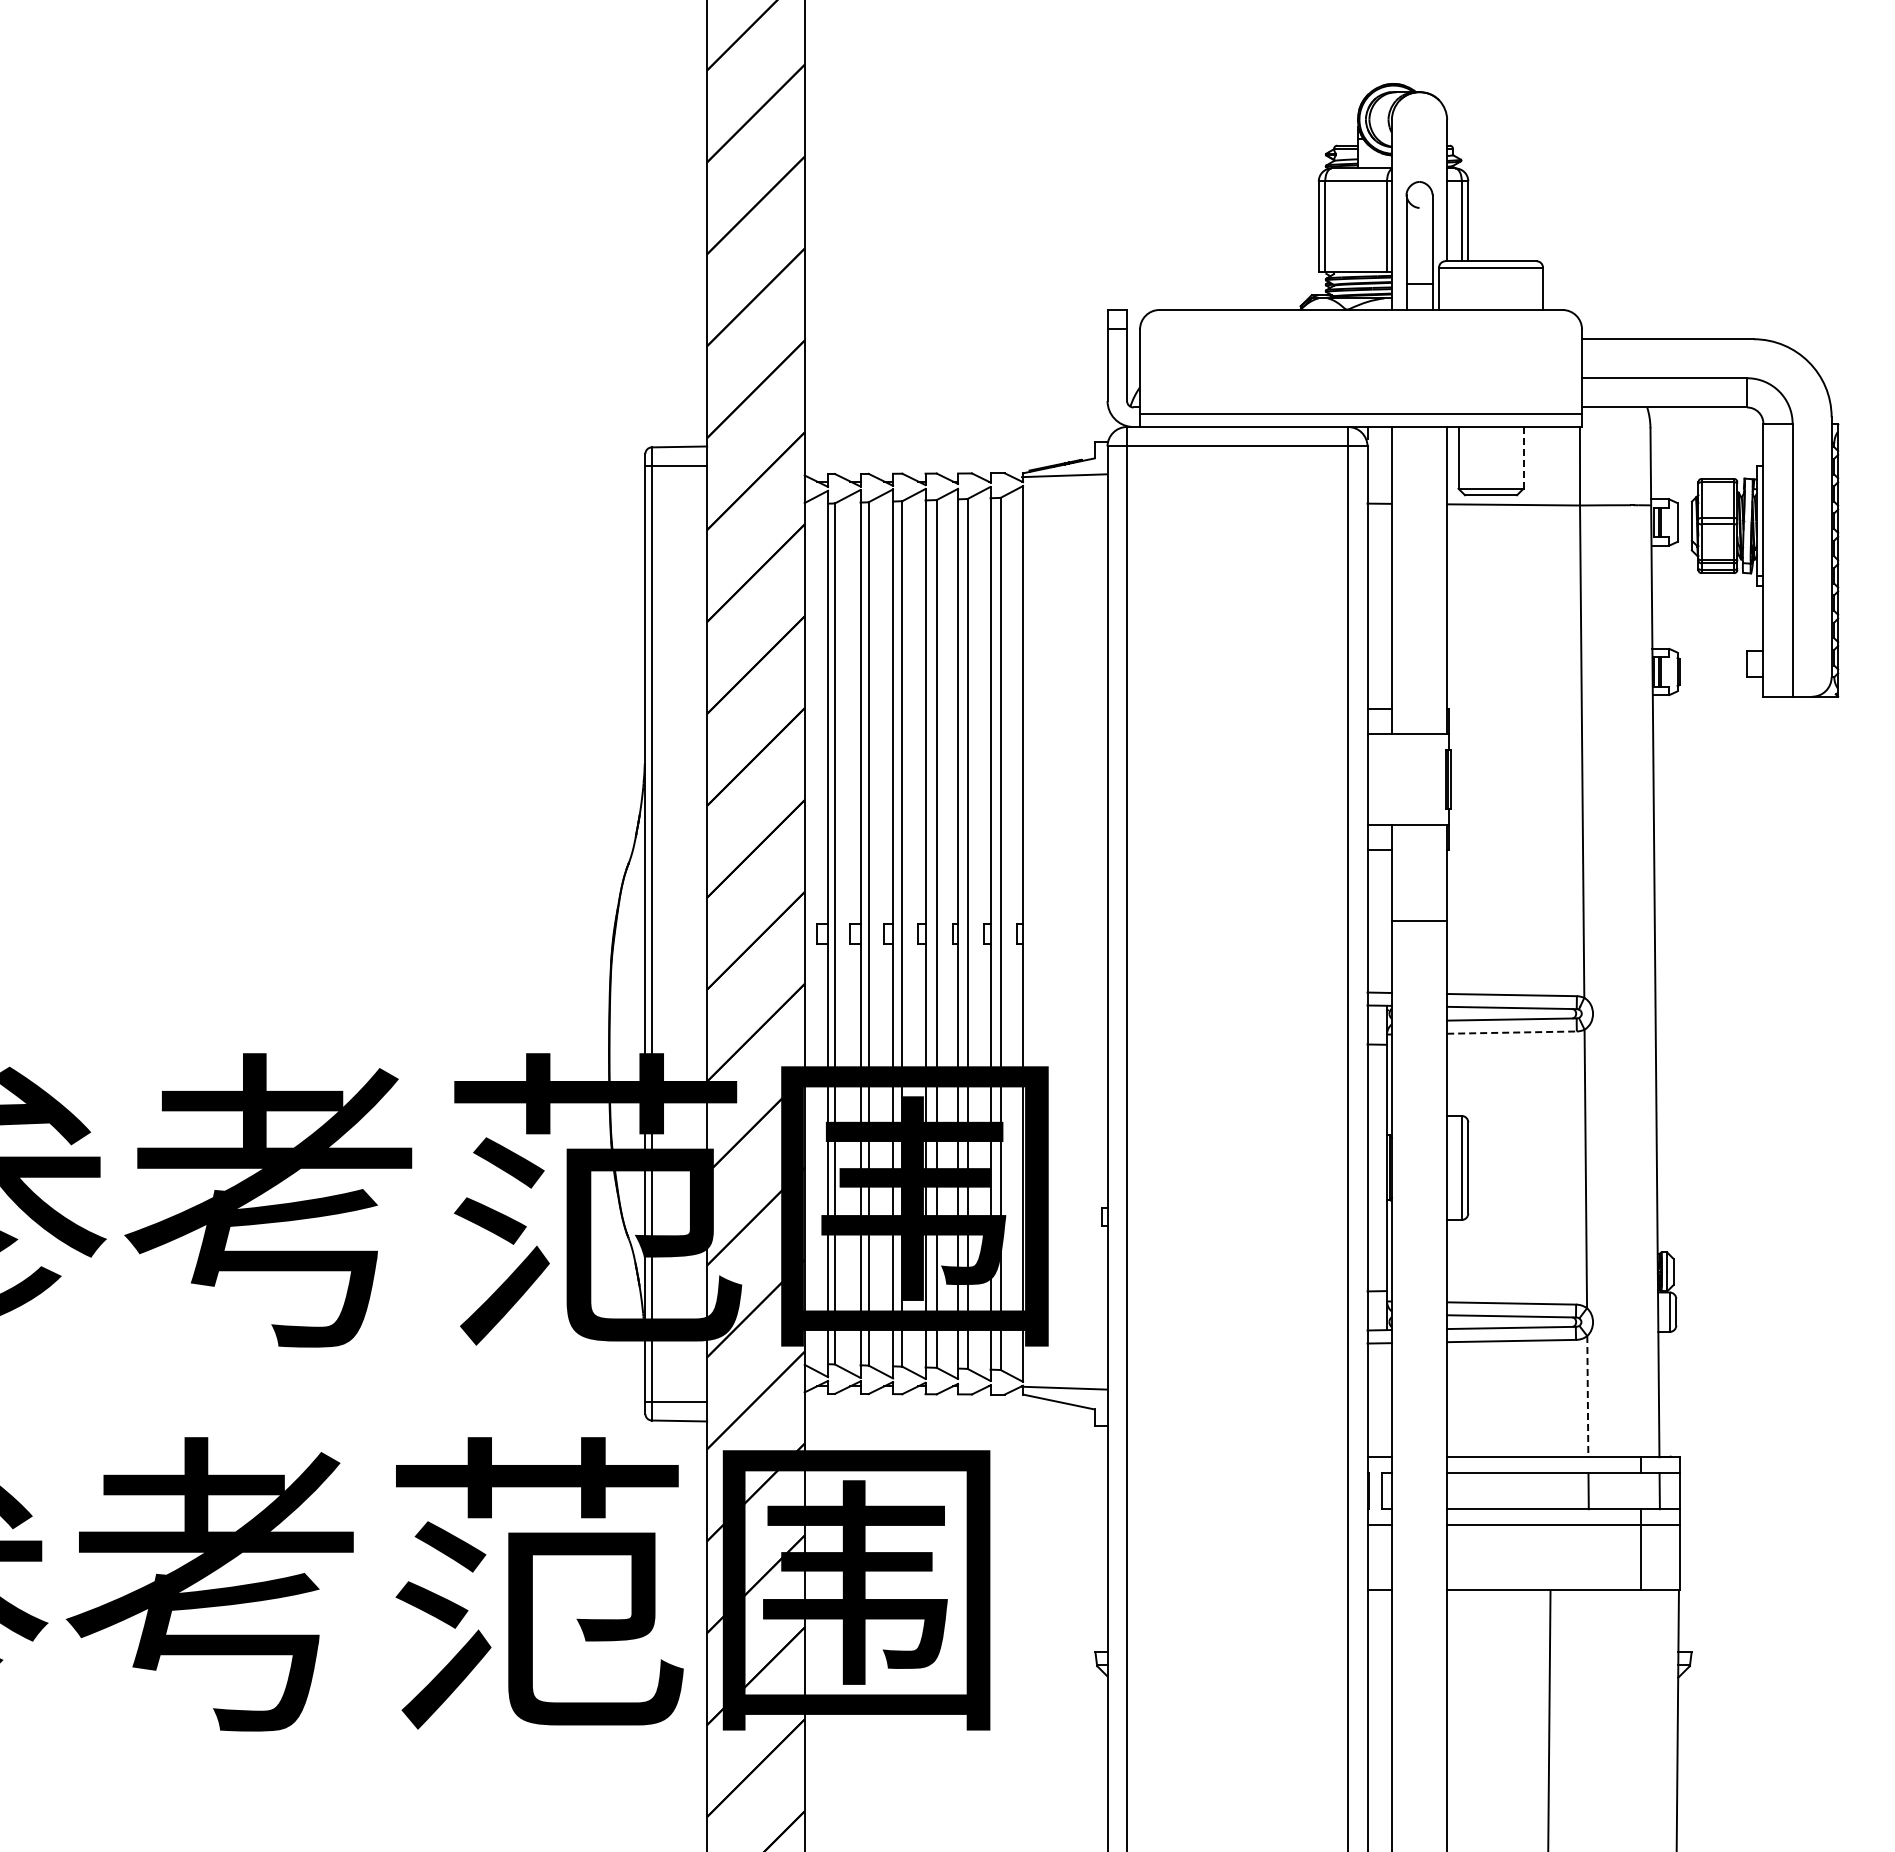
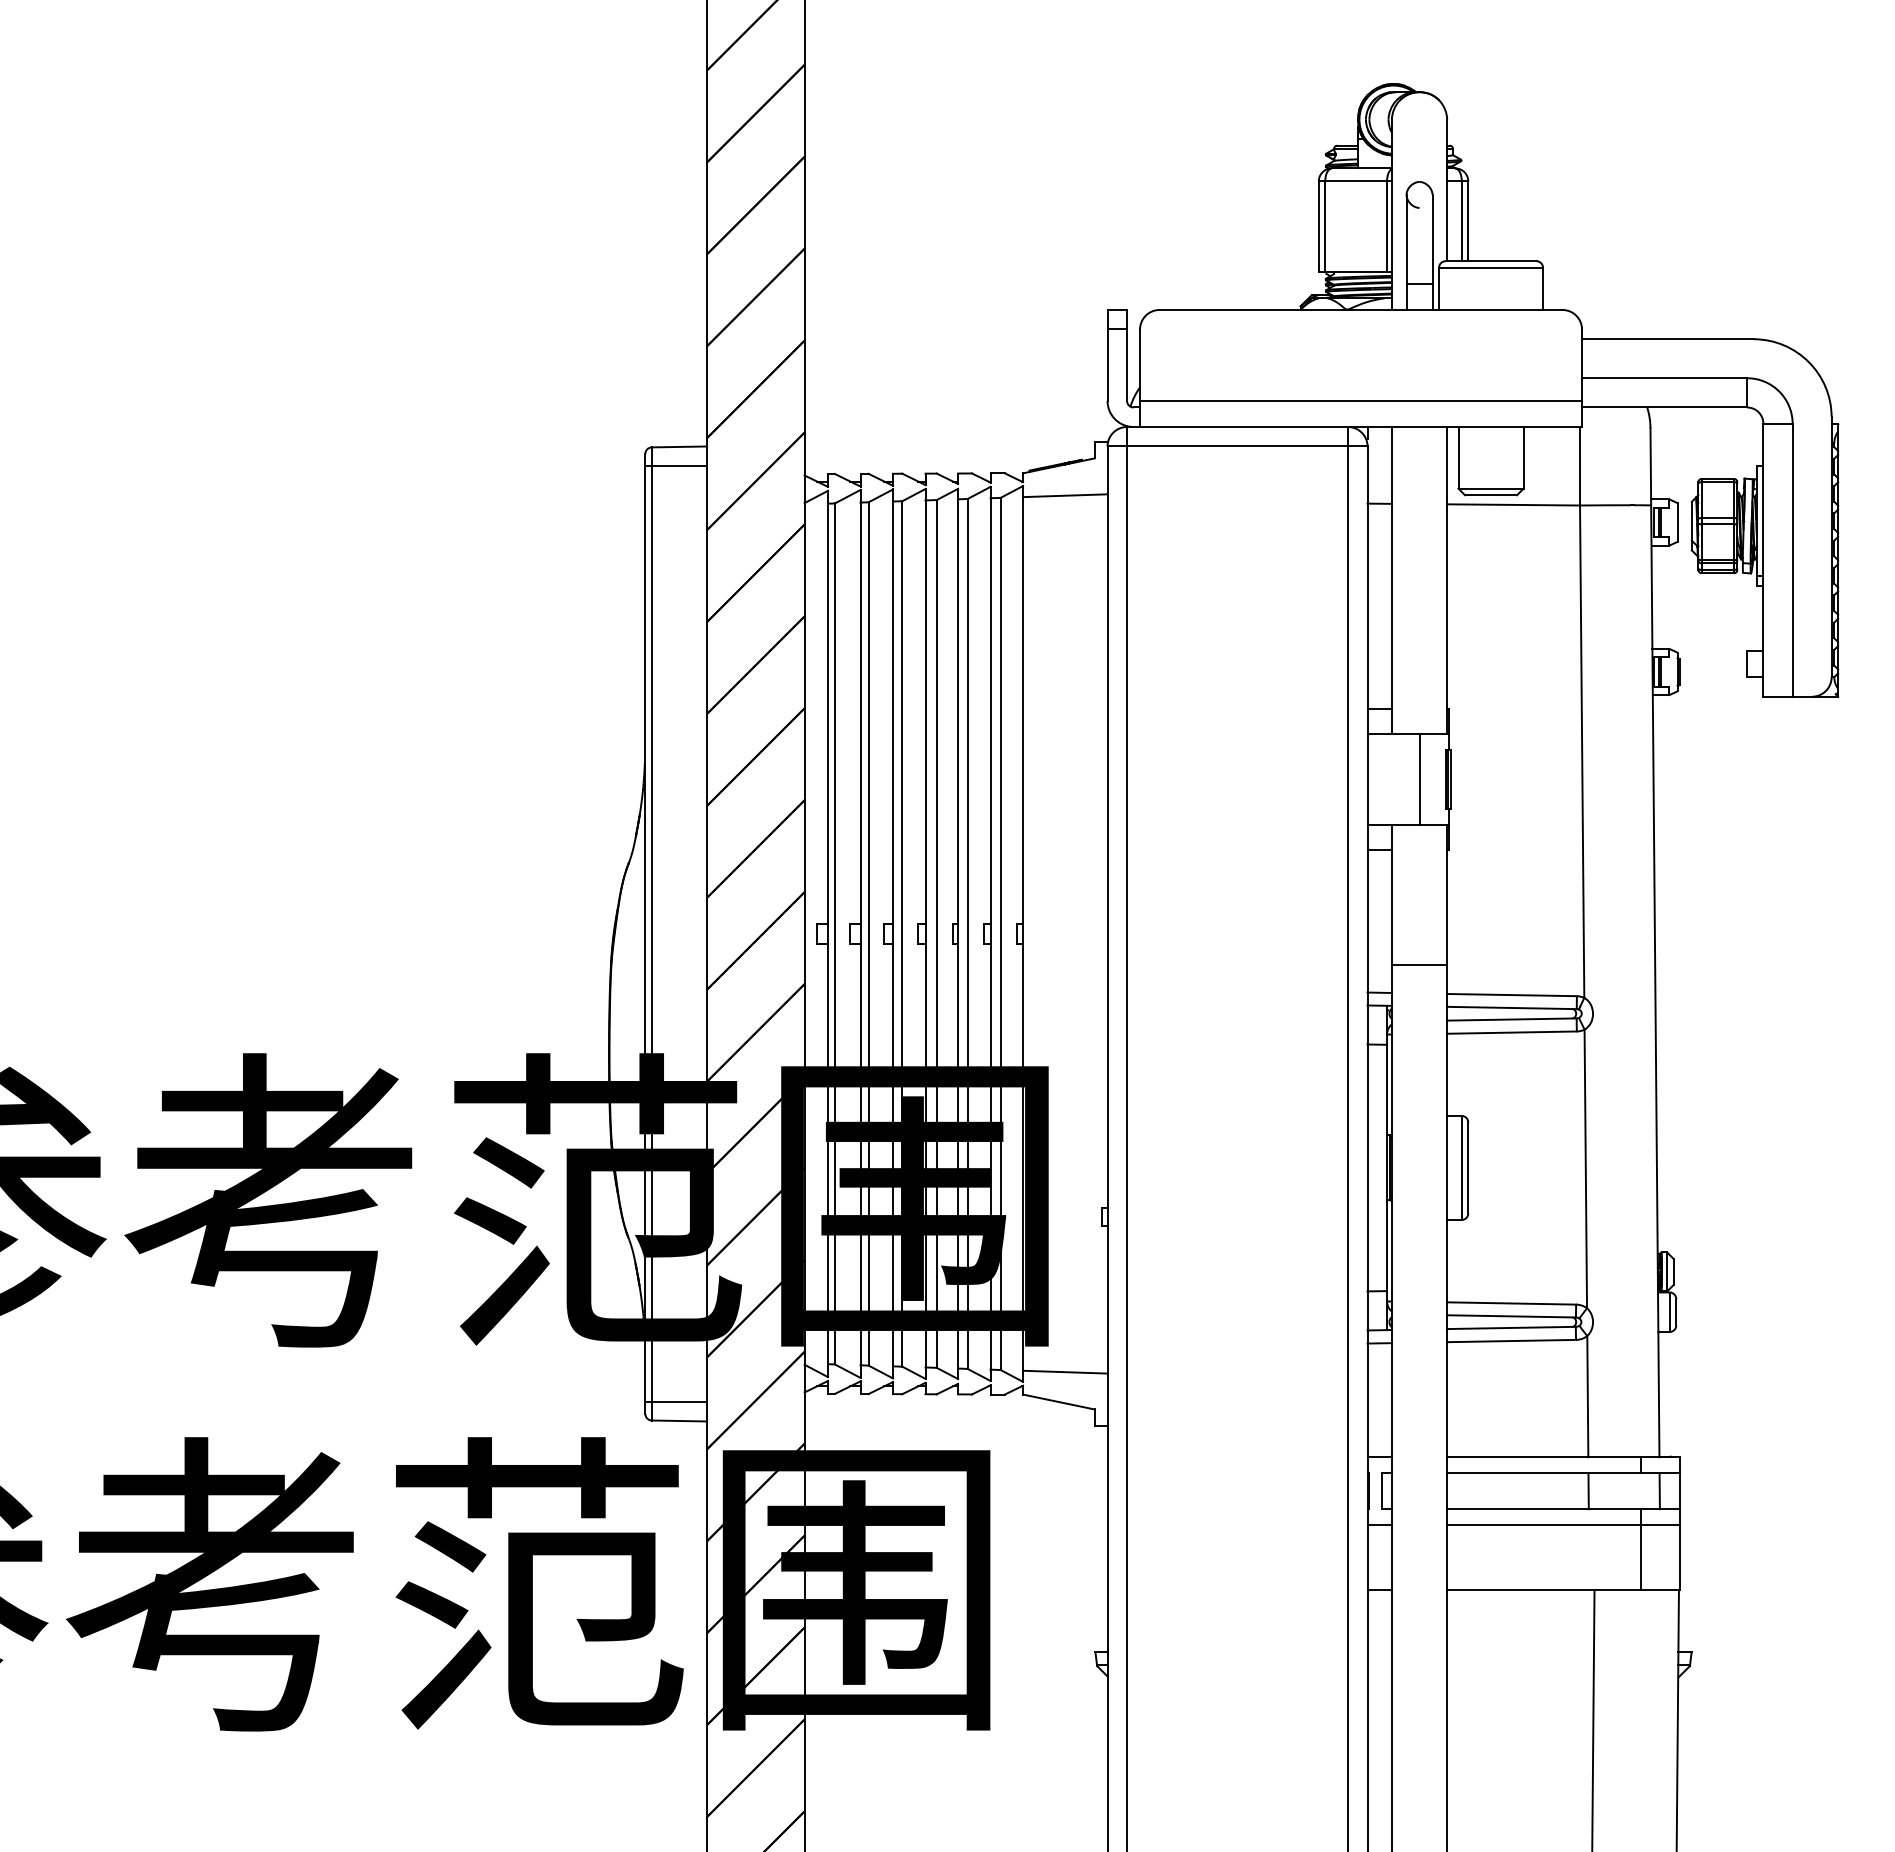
line position: (1361, 413) -> (1361, 400) (1361, 400)
line: dashed -> solid (1523, 457)
line position: (1064, 475) -> (1065, 495) (1065, 495)
line: none -> present (1419, 778)
line position: (1419, 921) -> (1419, 965) (1419, 965)
line: dashed -> solid (1512, 1032)
line position: (1064, 1387) -> (1065, 1371) (1065, 1371)
line: dashed -> solid (1587, 1396)
line position: (1549, 1719) -> (1593, 1719) (1593, 1719)
